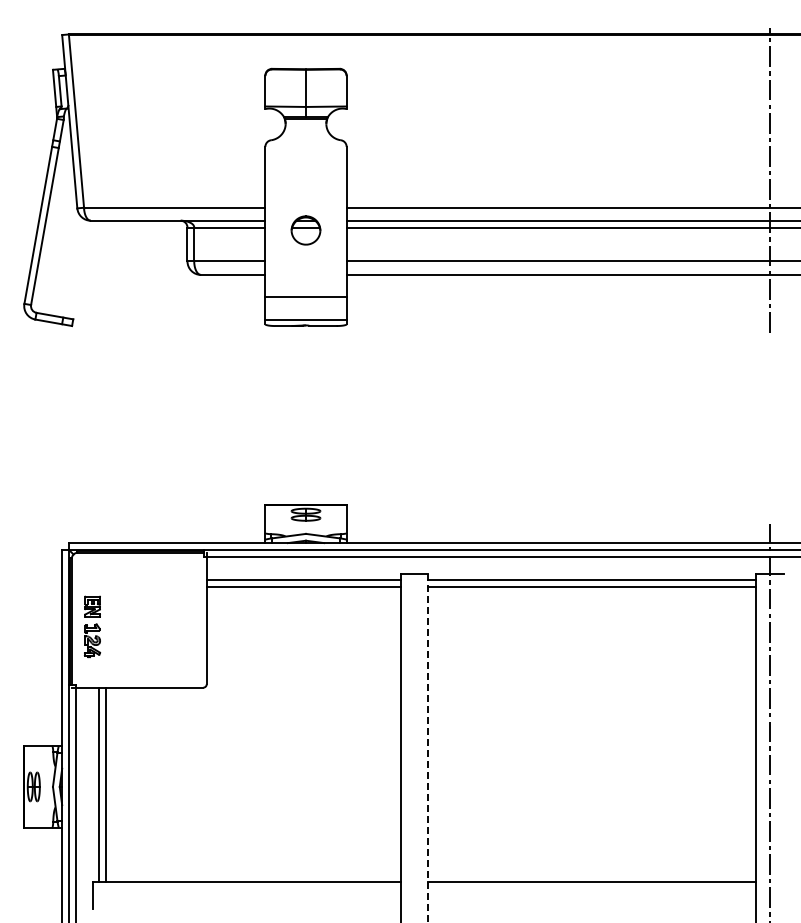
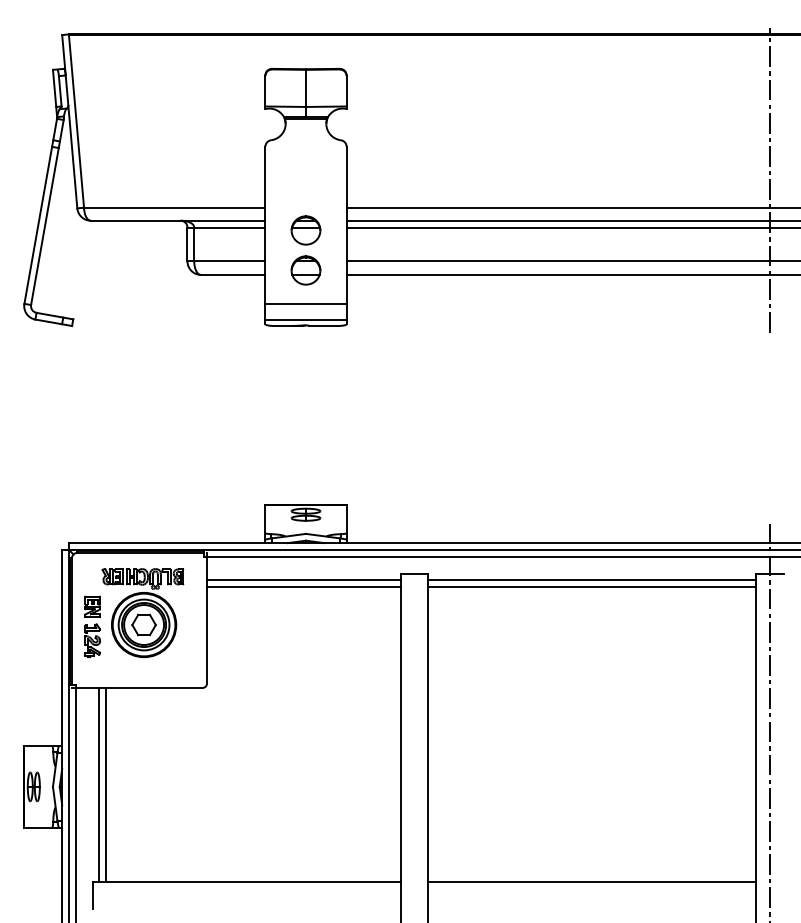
part: none -> present (305, 270)
line position: (305, 296) -> (305, 303) (305, 303)
part: none -> present (142, 613)
line: dashed -> solid (427, 748)
